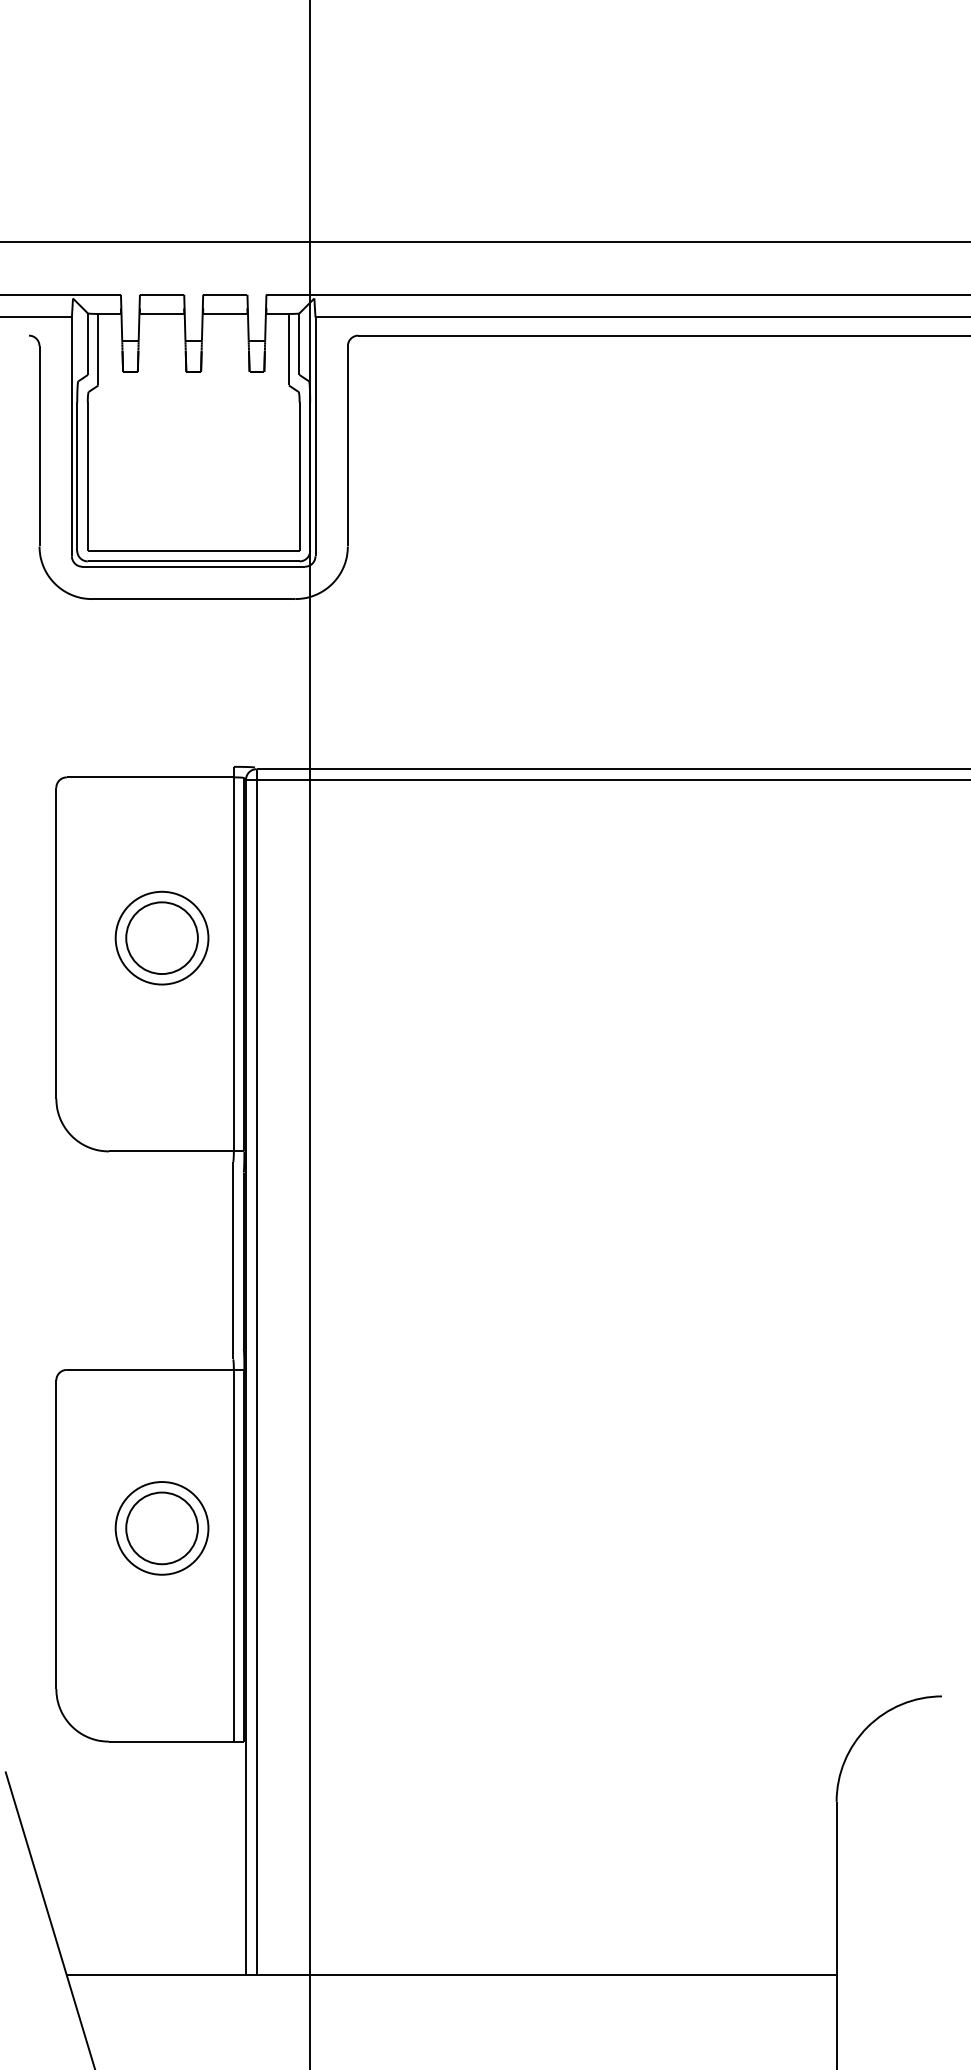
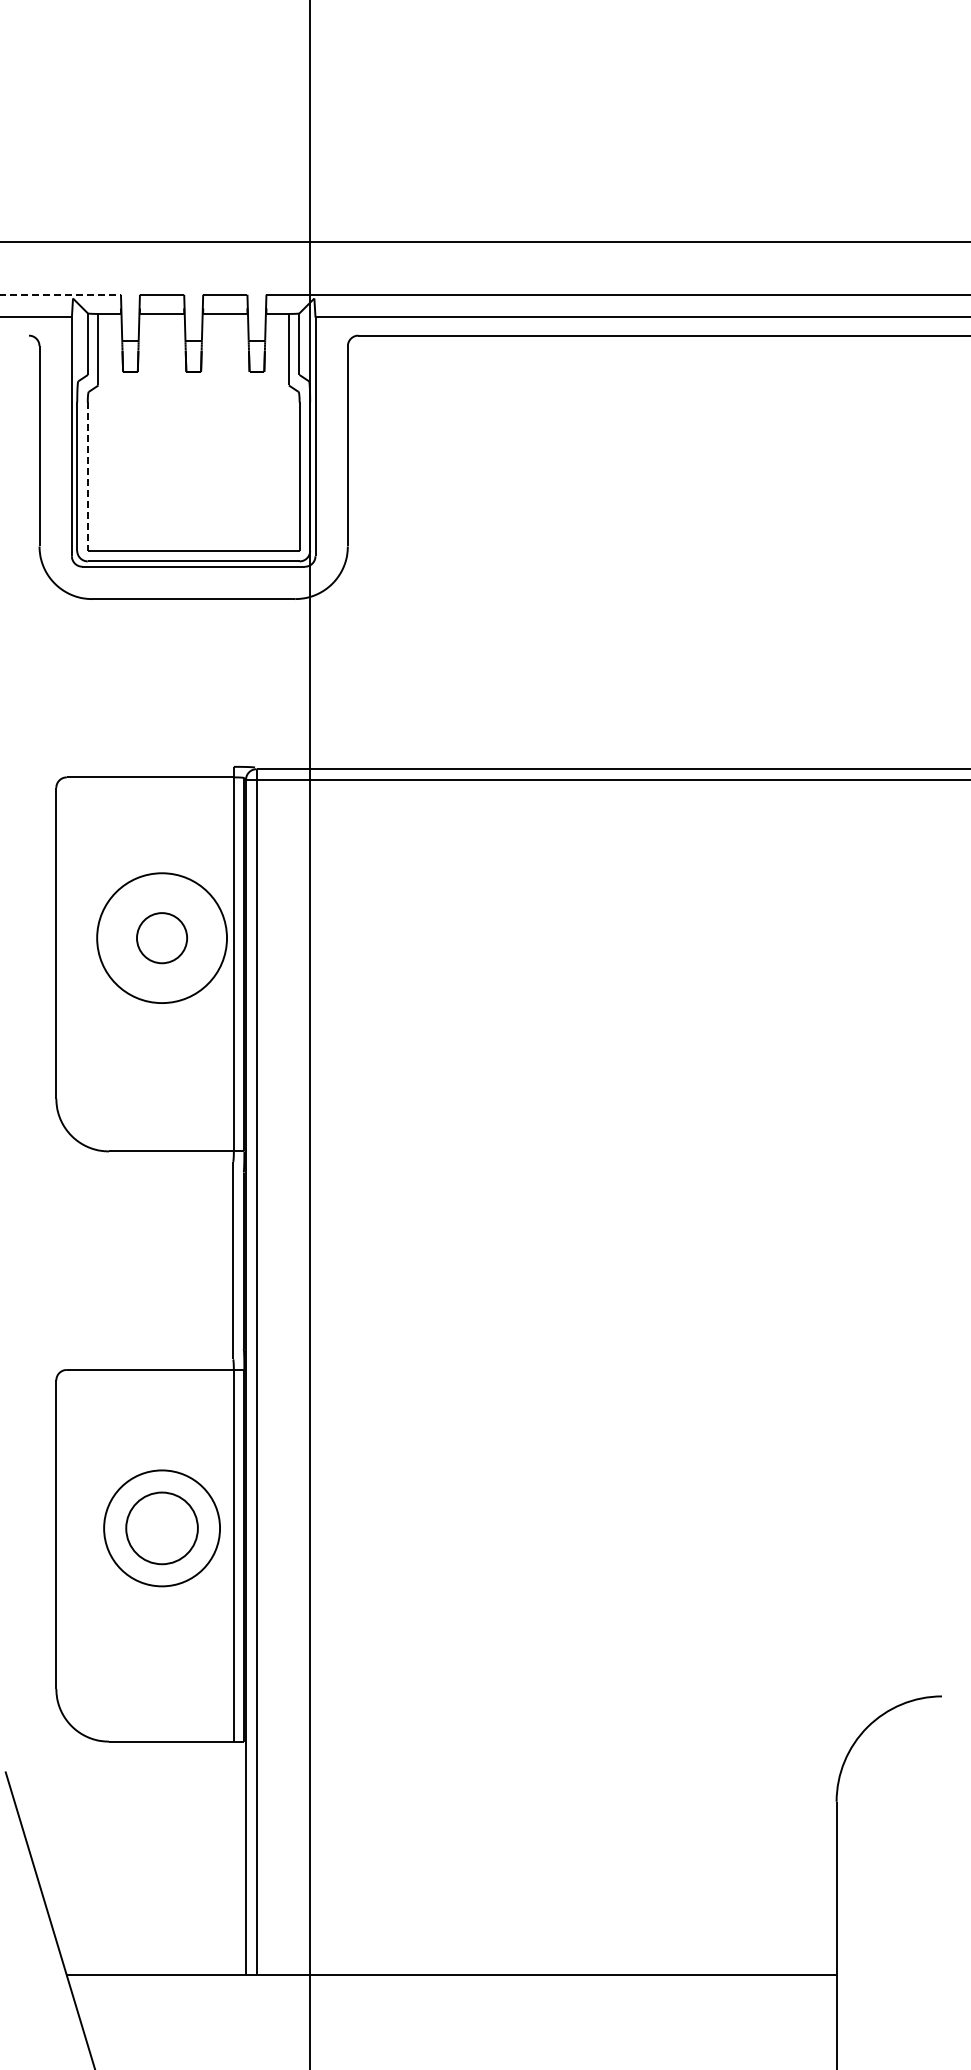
line: solid -> dashed (61, 294)
line: solid -> dashed (87, 477)
circle diameter: 93 px -> 130 px (162, 938)
circle diameter: 72 px -> 50 px (162, 938)
circle diameter: 93 px -> 116 px (162, 1528)
